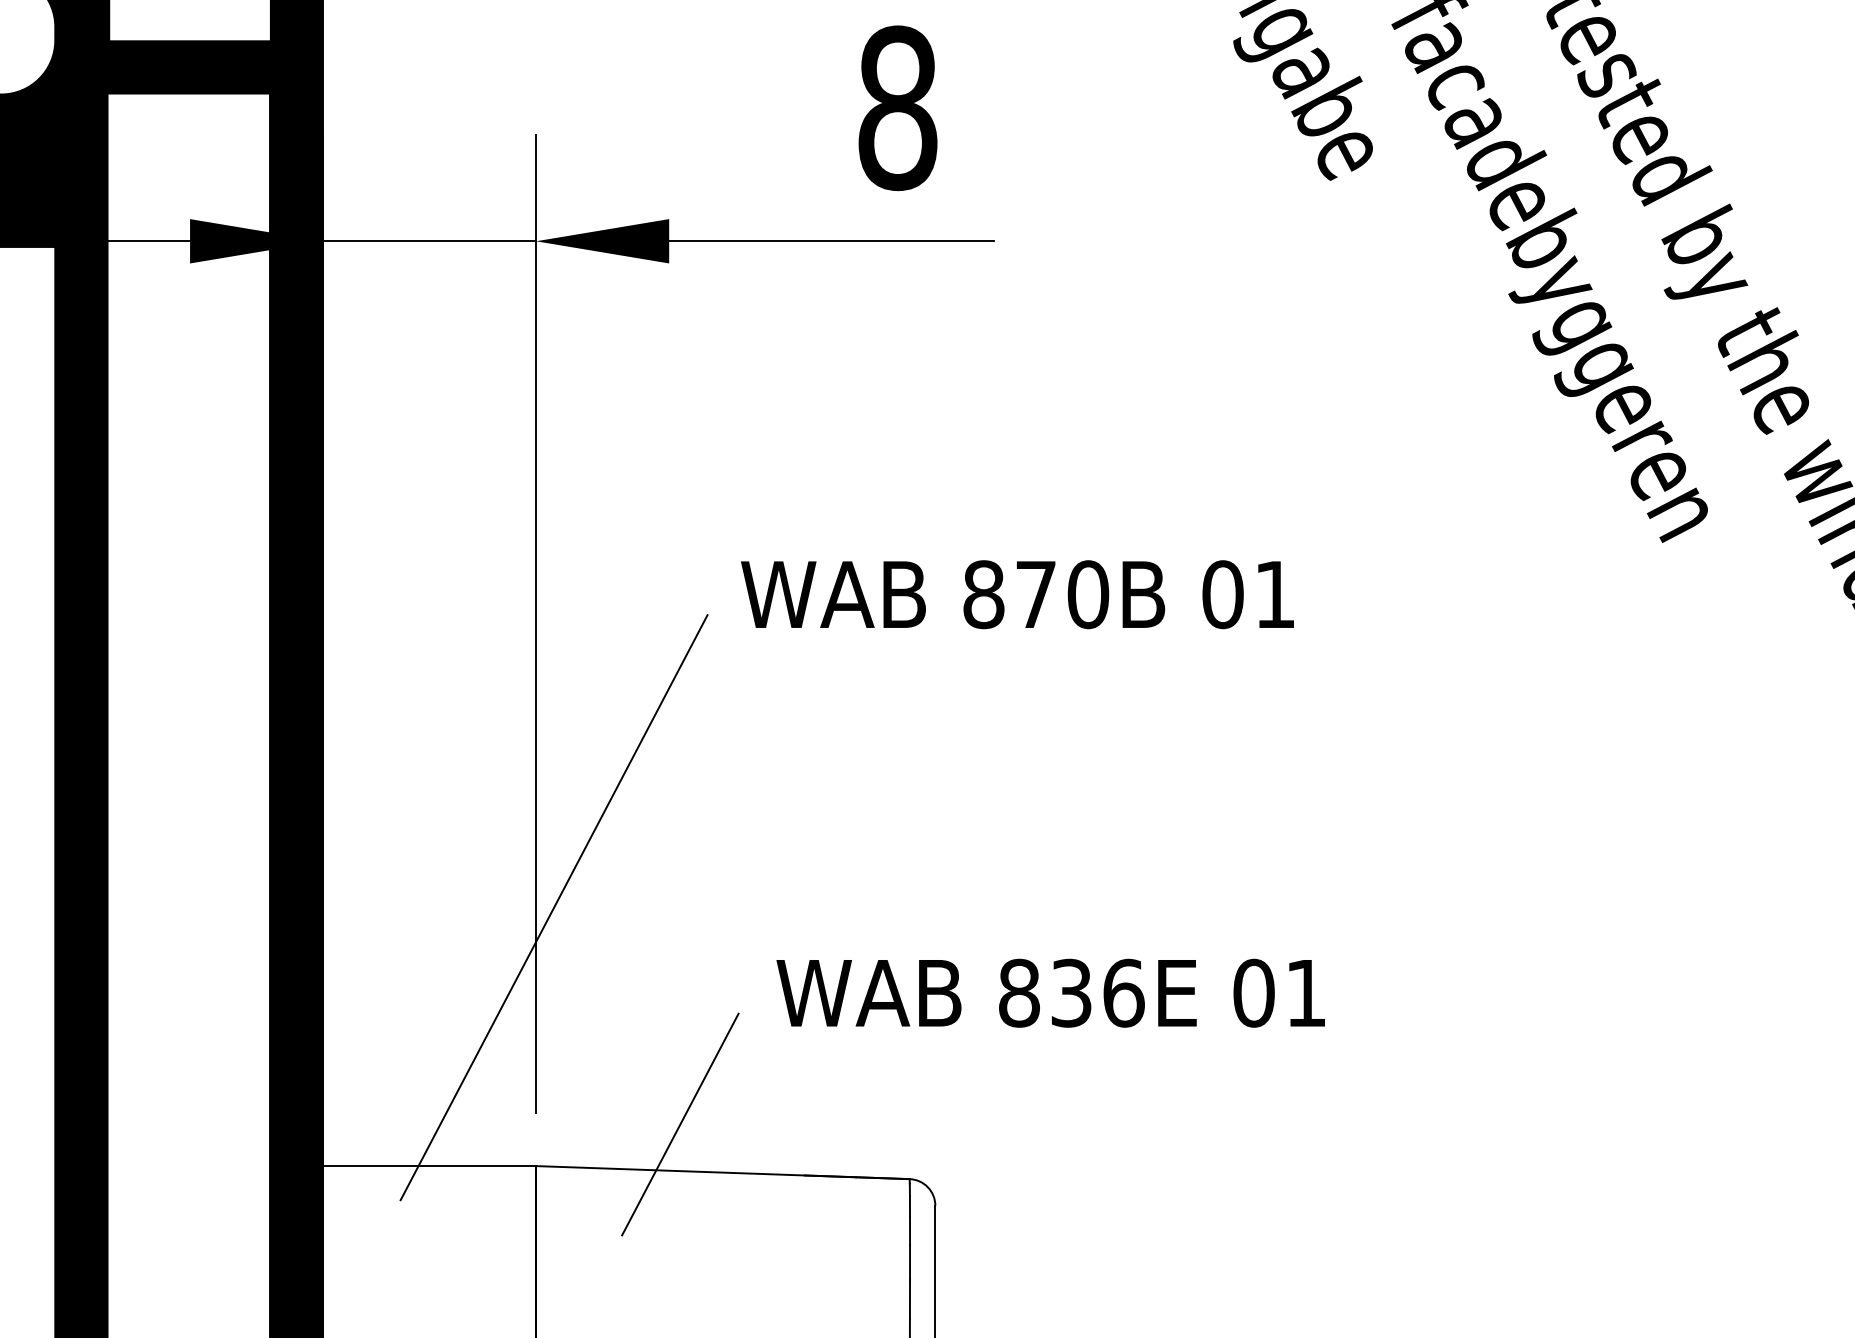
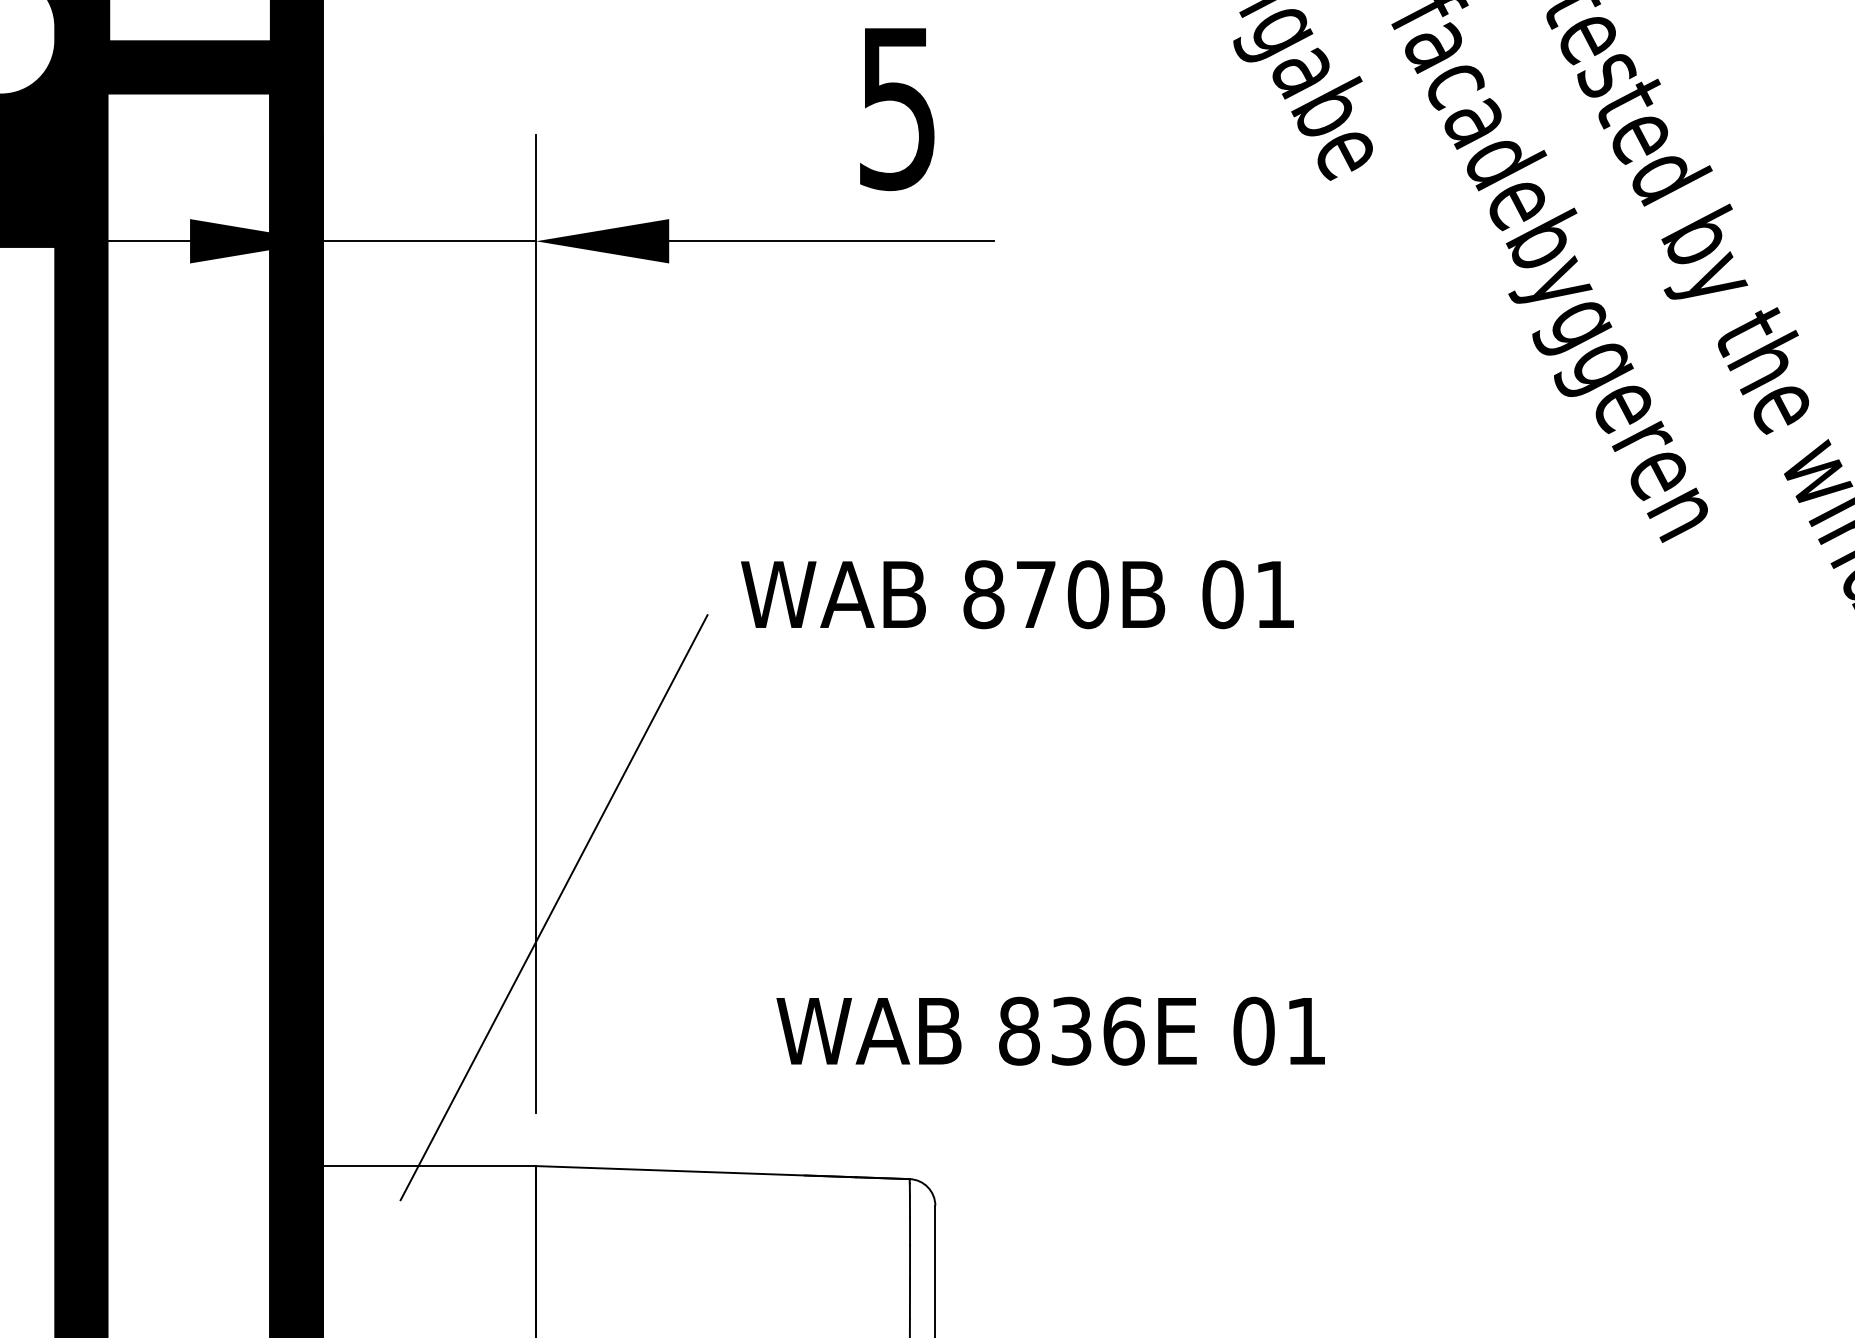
text: 8 -> 5 (897, 108)
text position: (1050, 992) -> (1050, 1030) (1050, 1030)
line: present -> none (680, 1124)
